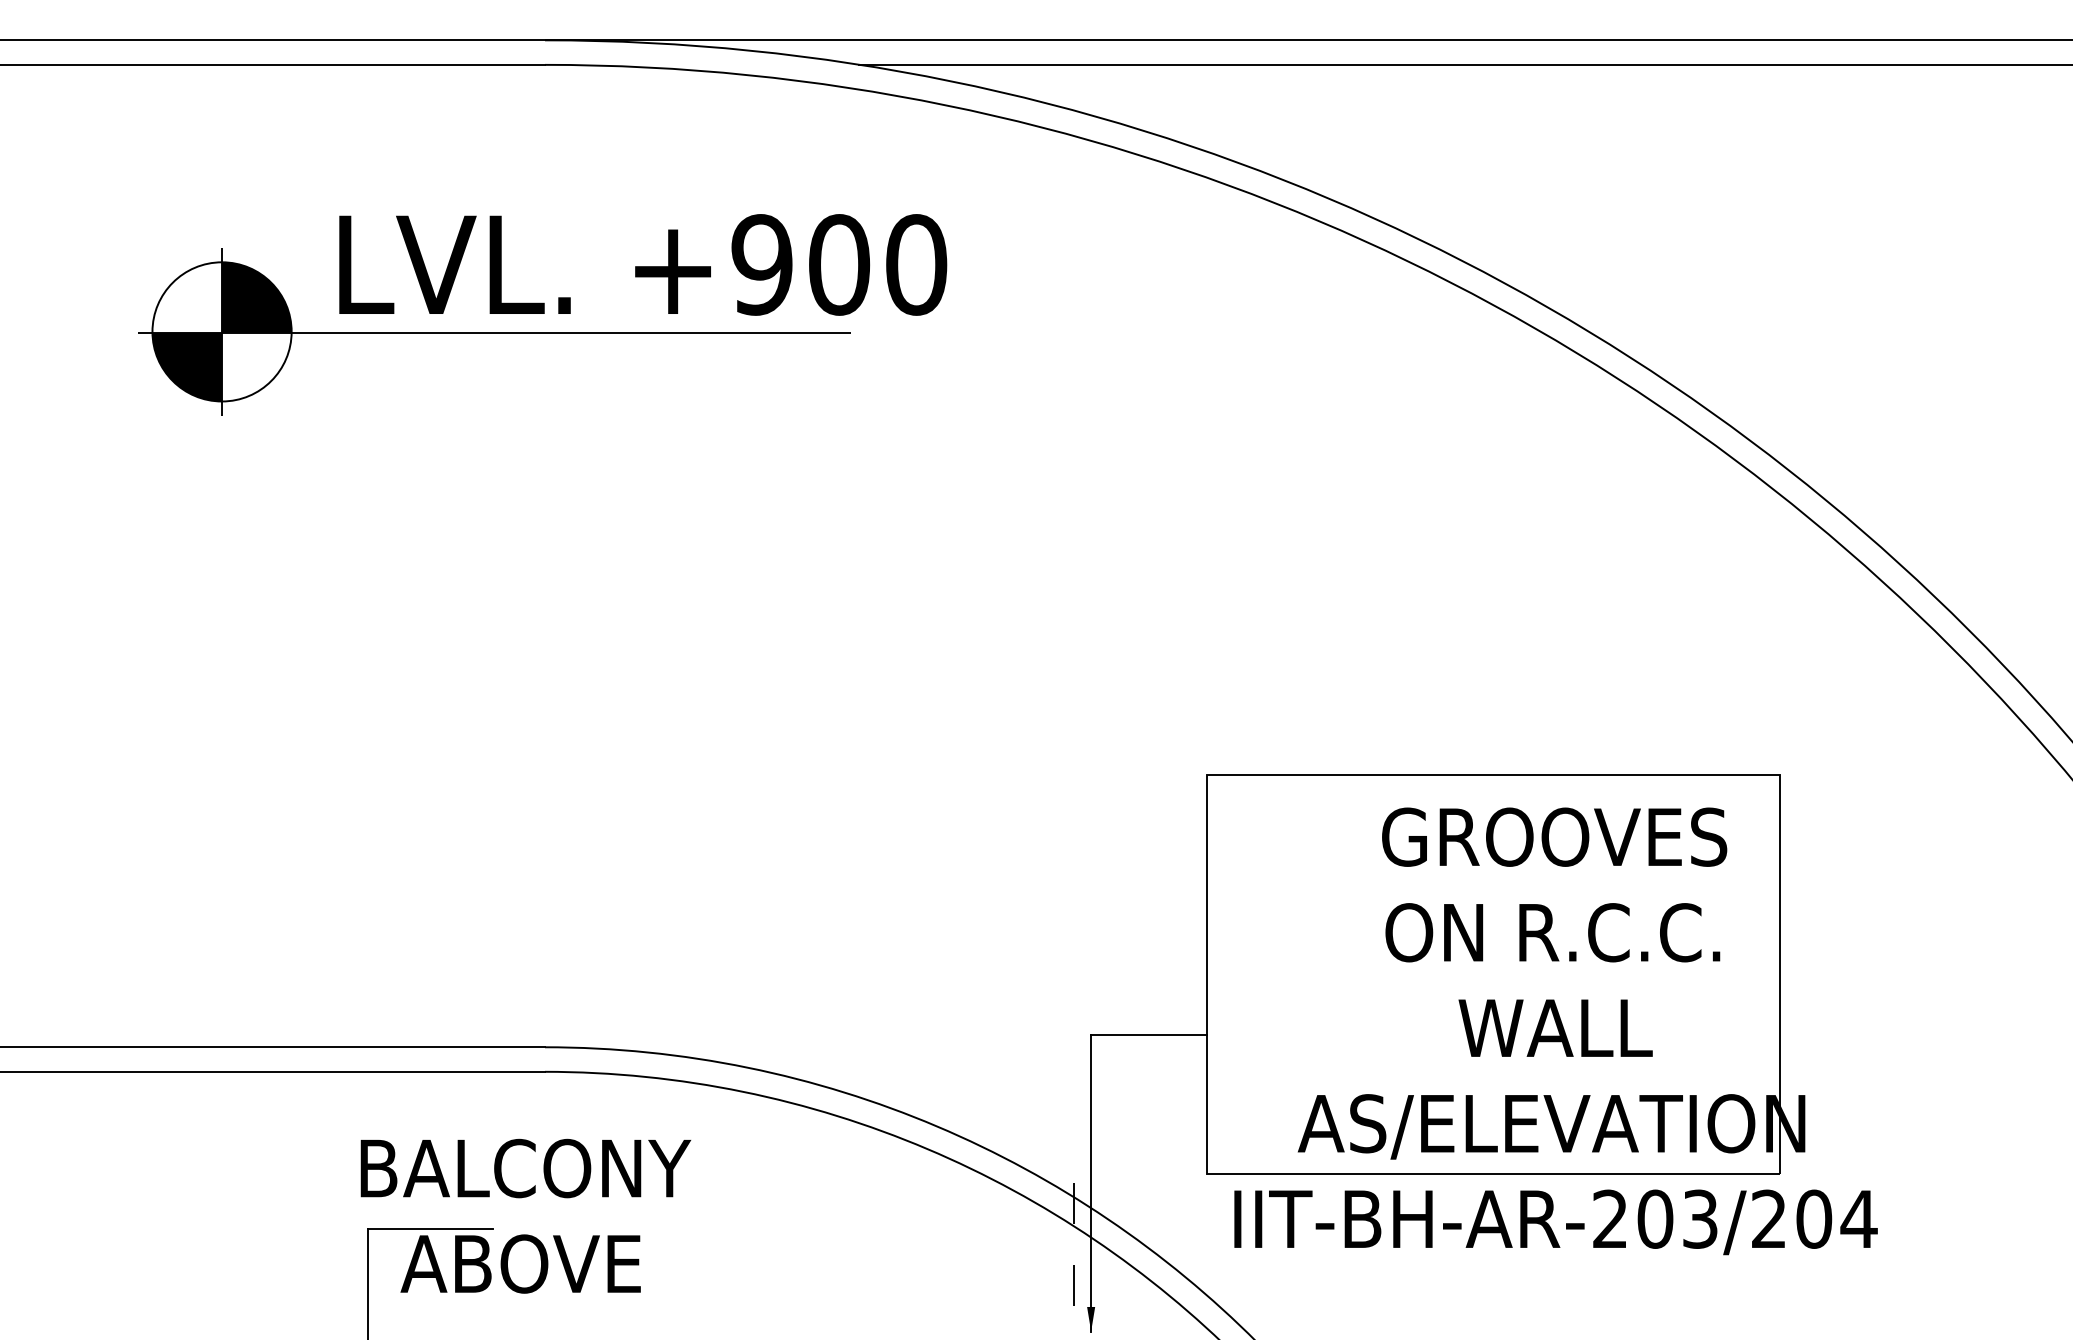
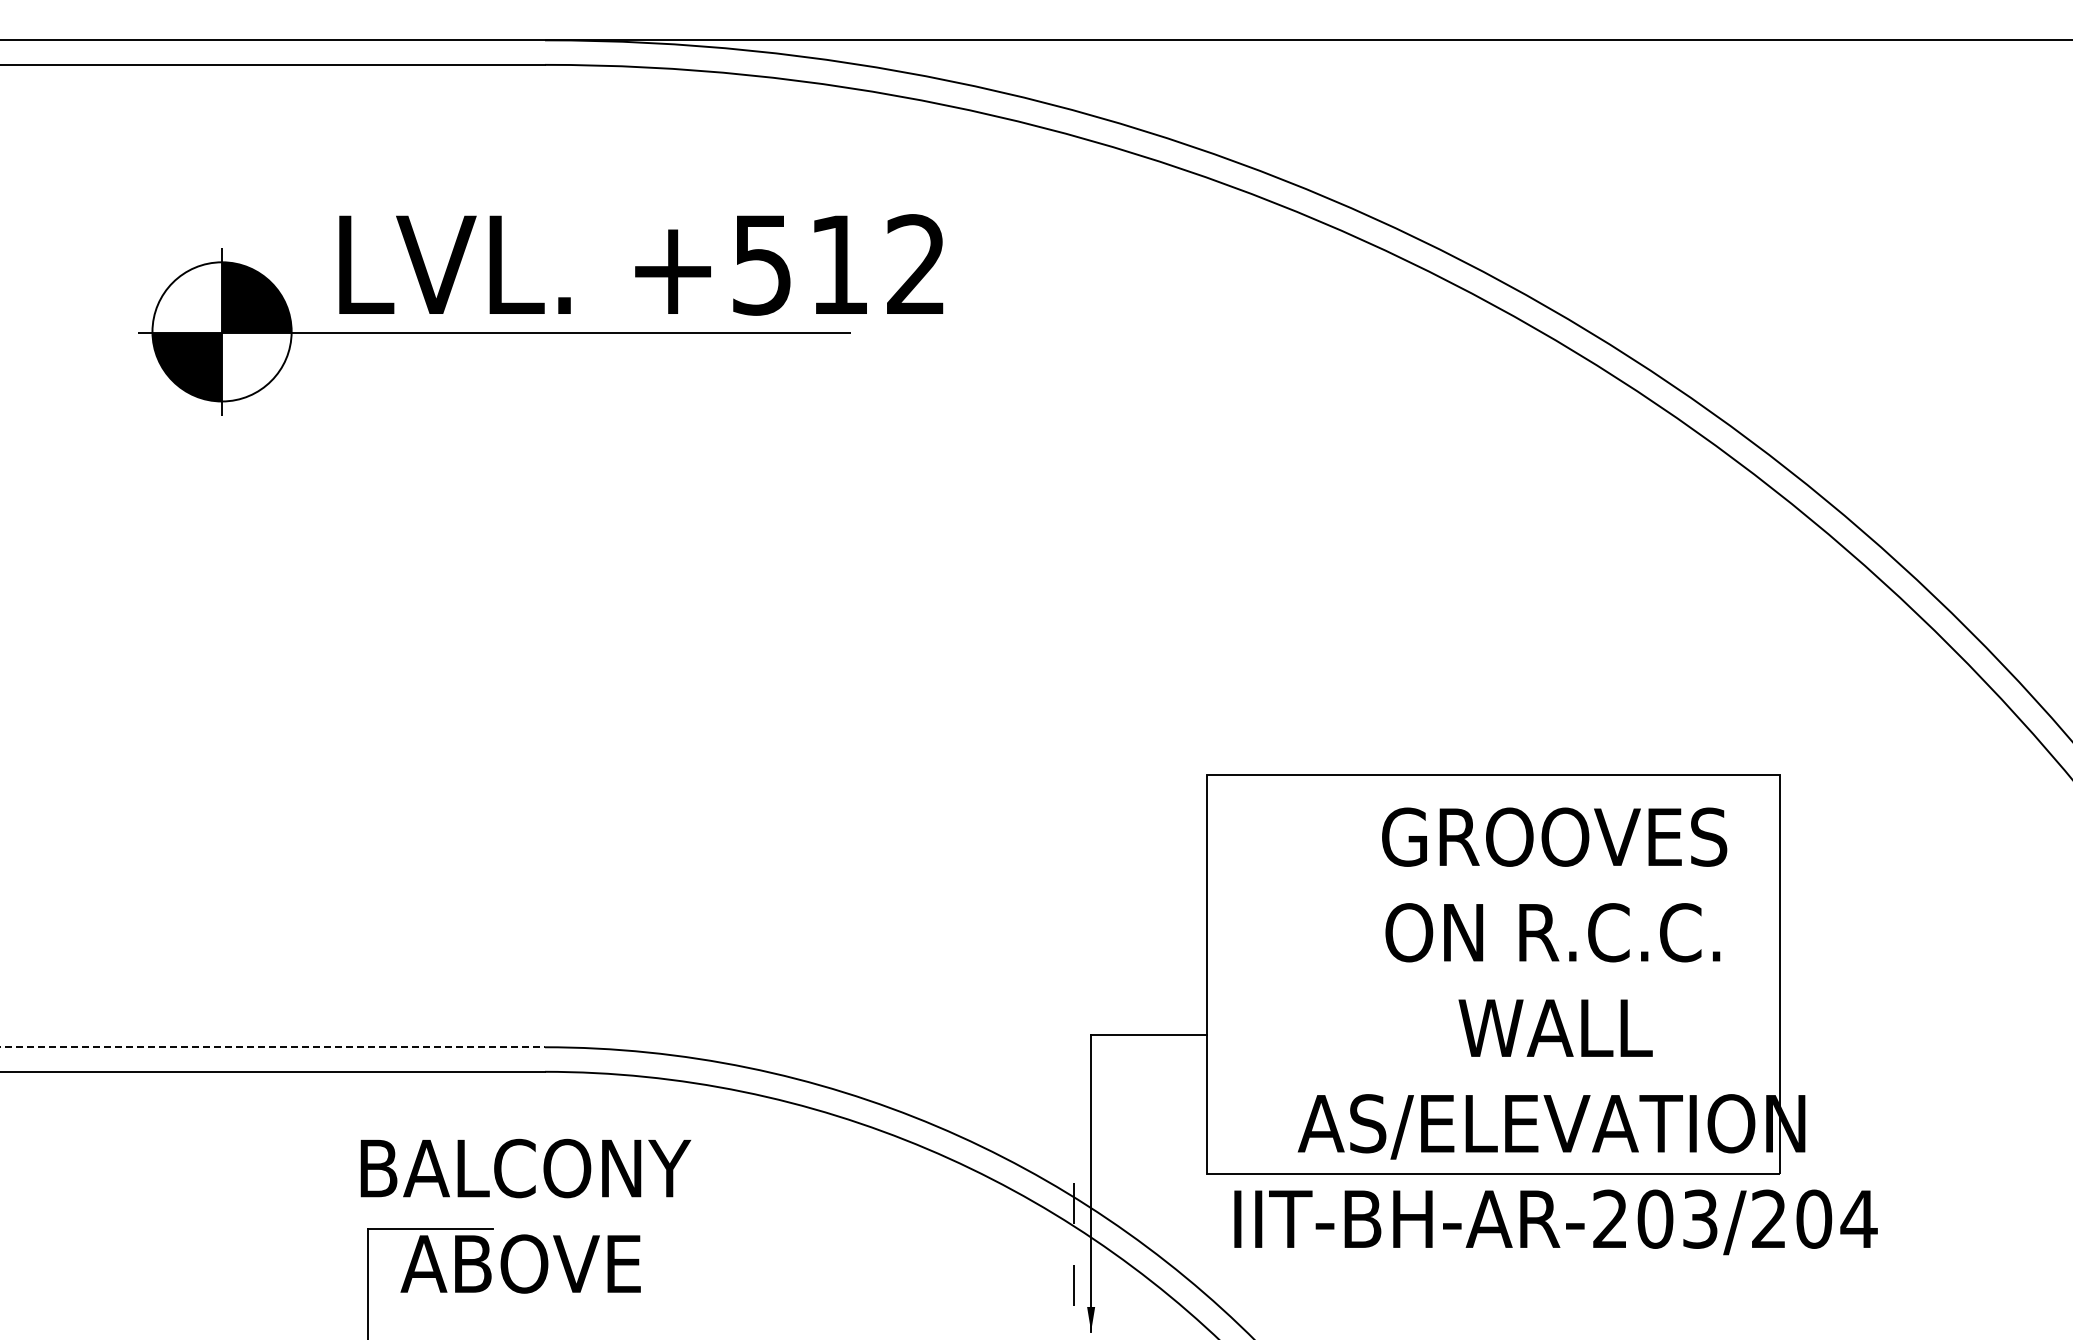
line: present -> none (1463, 64)
text: +900 -> +512 (839, 264)
line: solid -> dashed (273, 1047)
